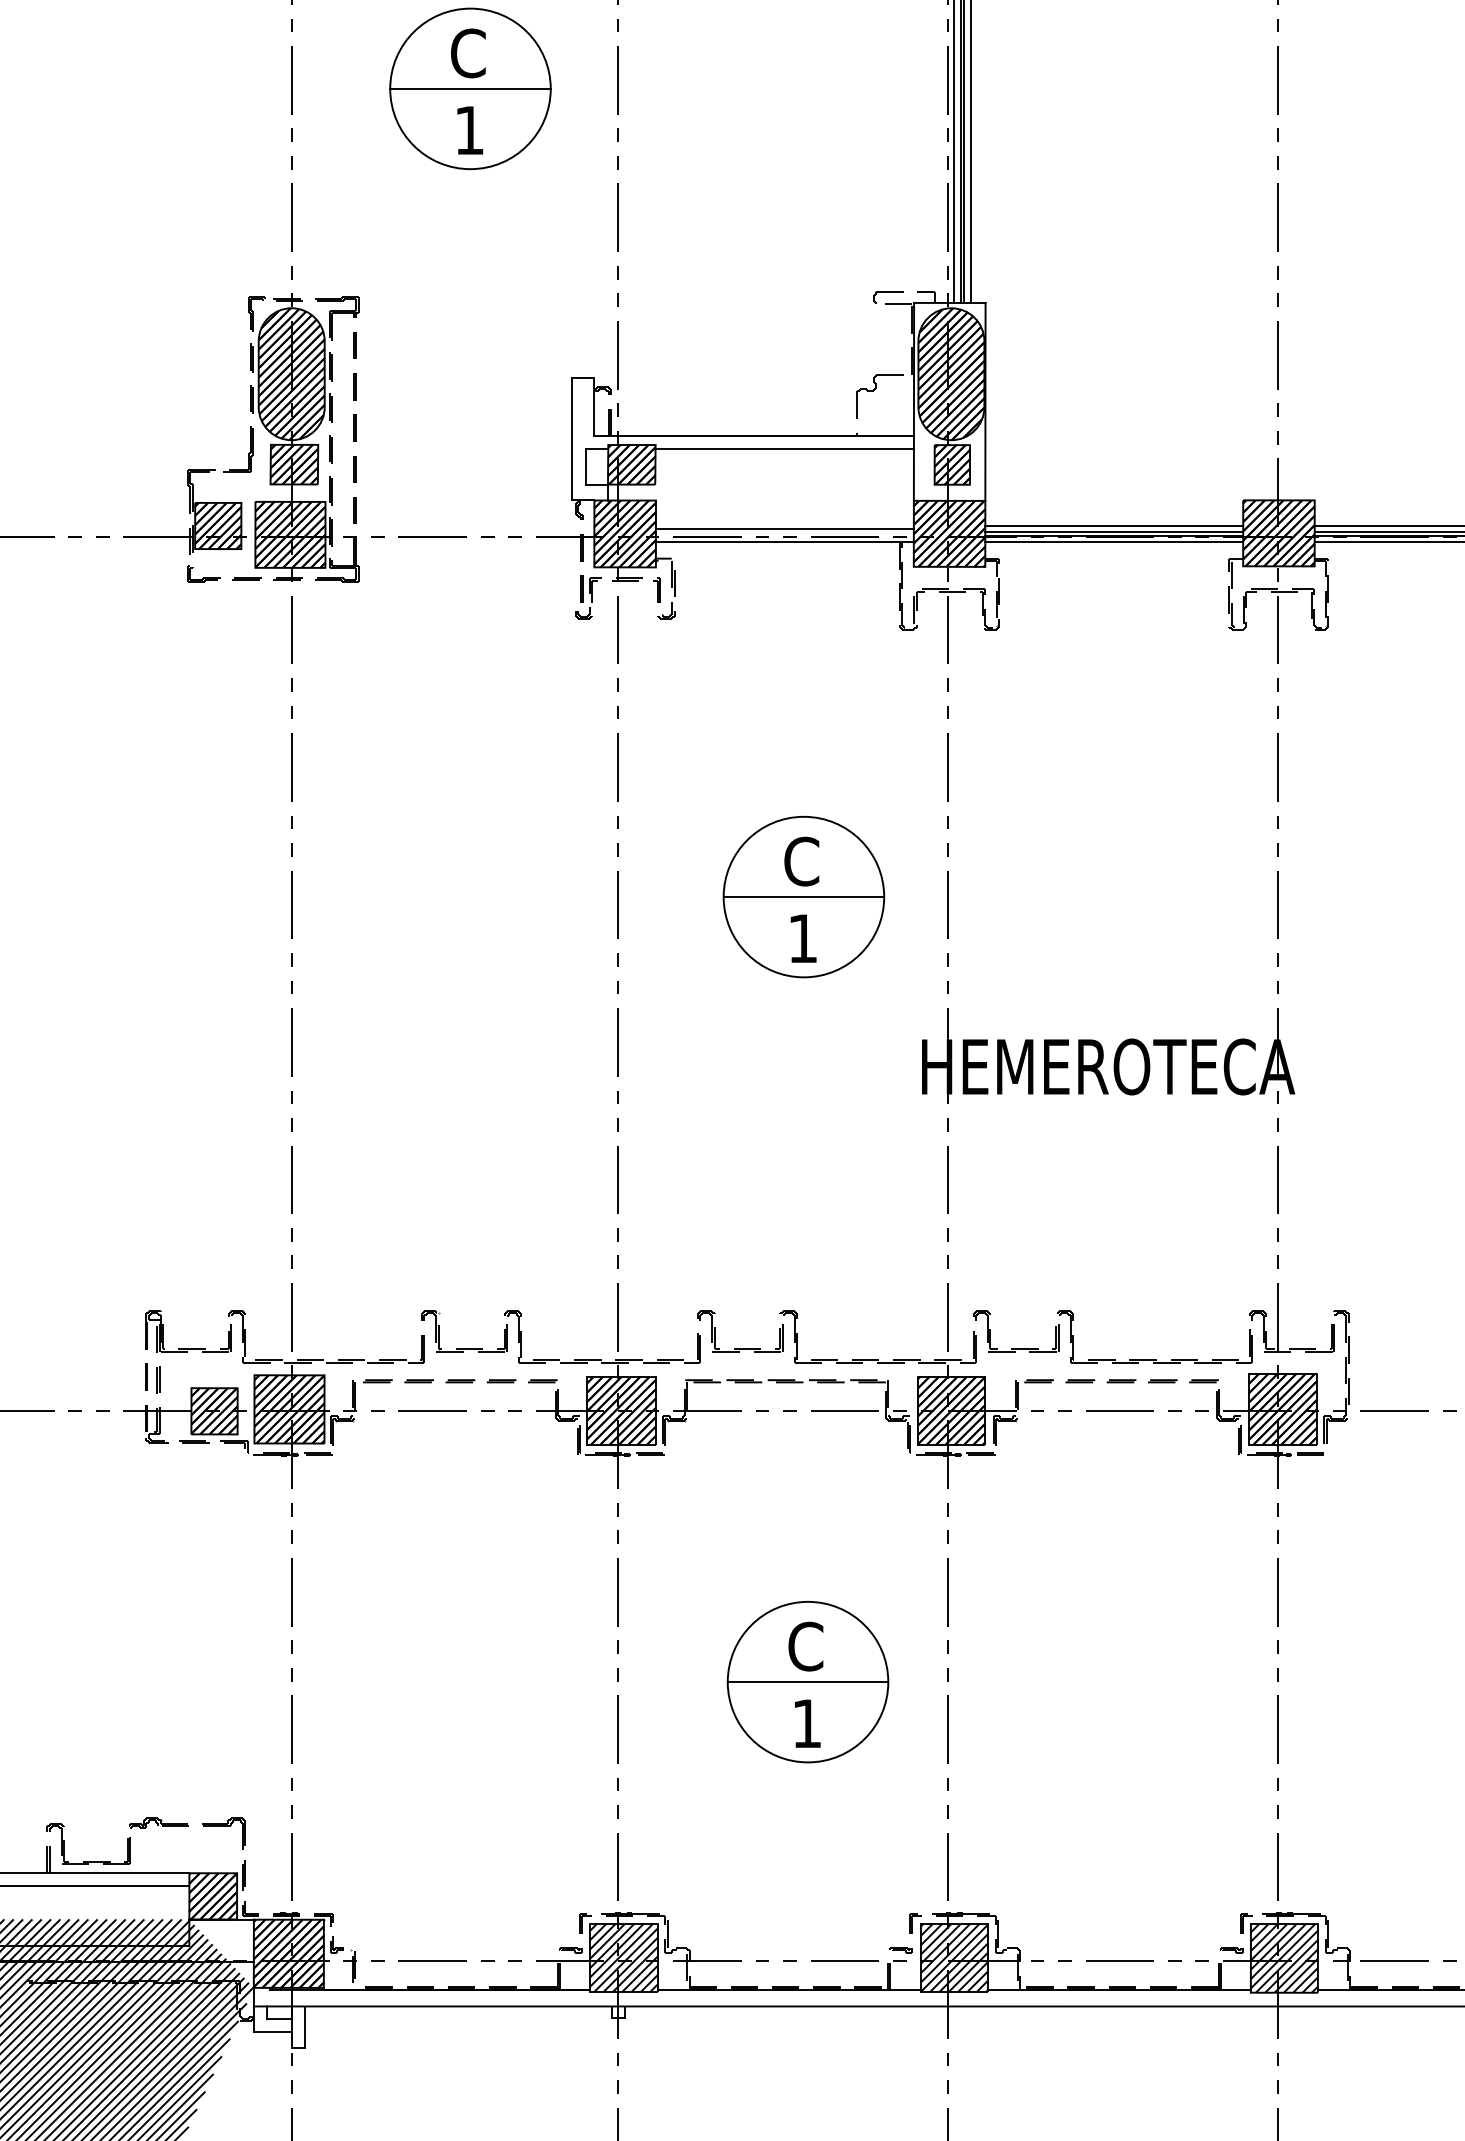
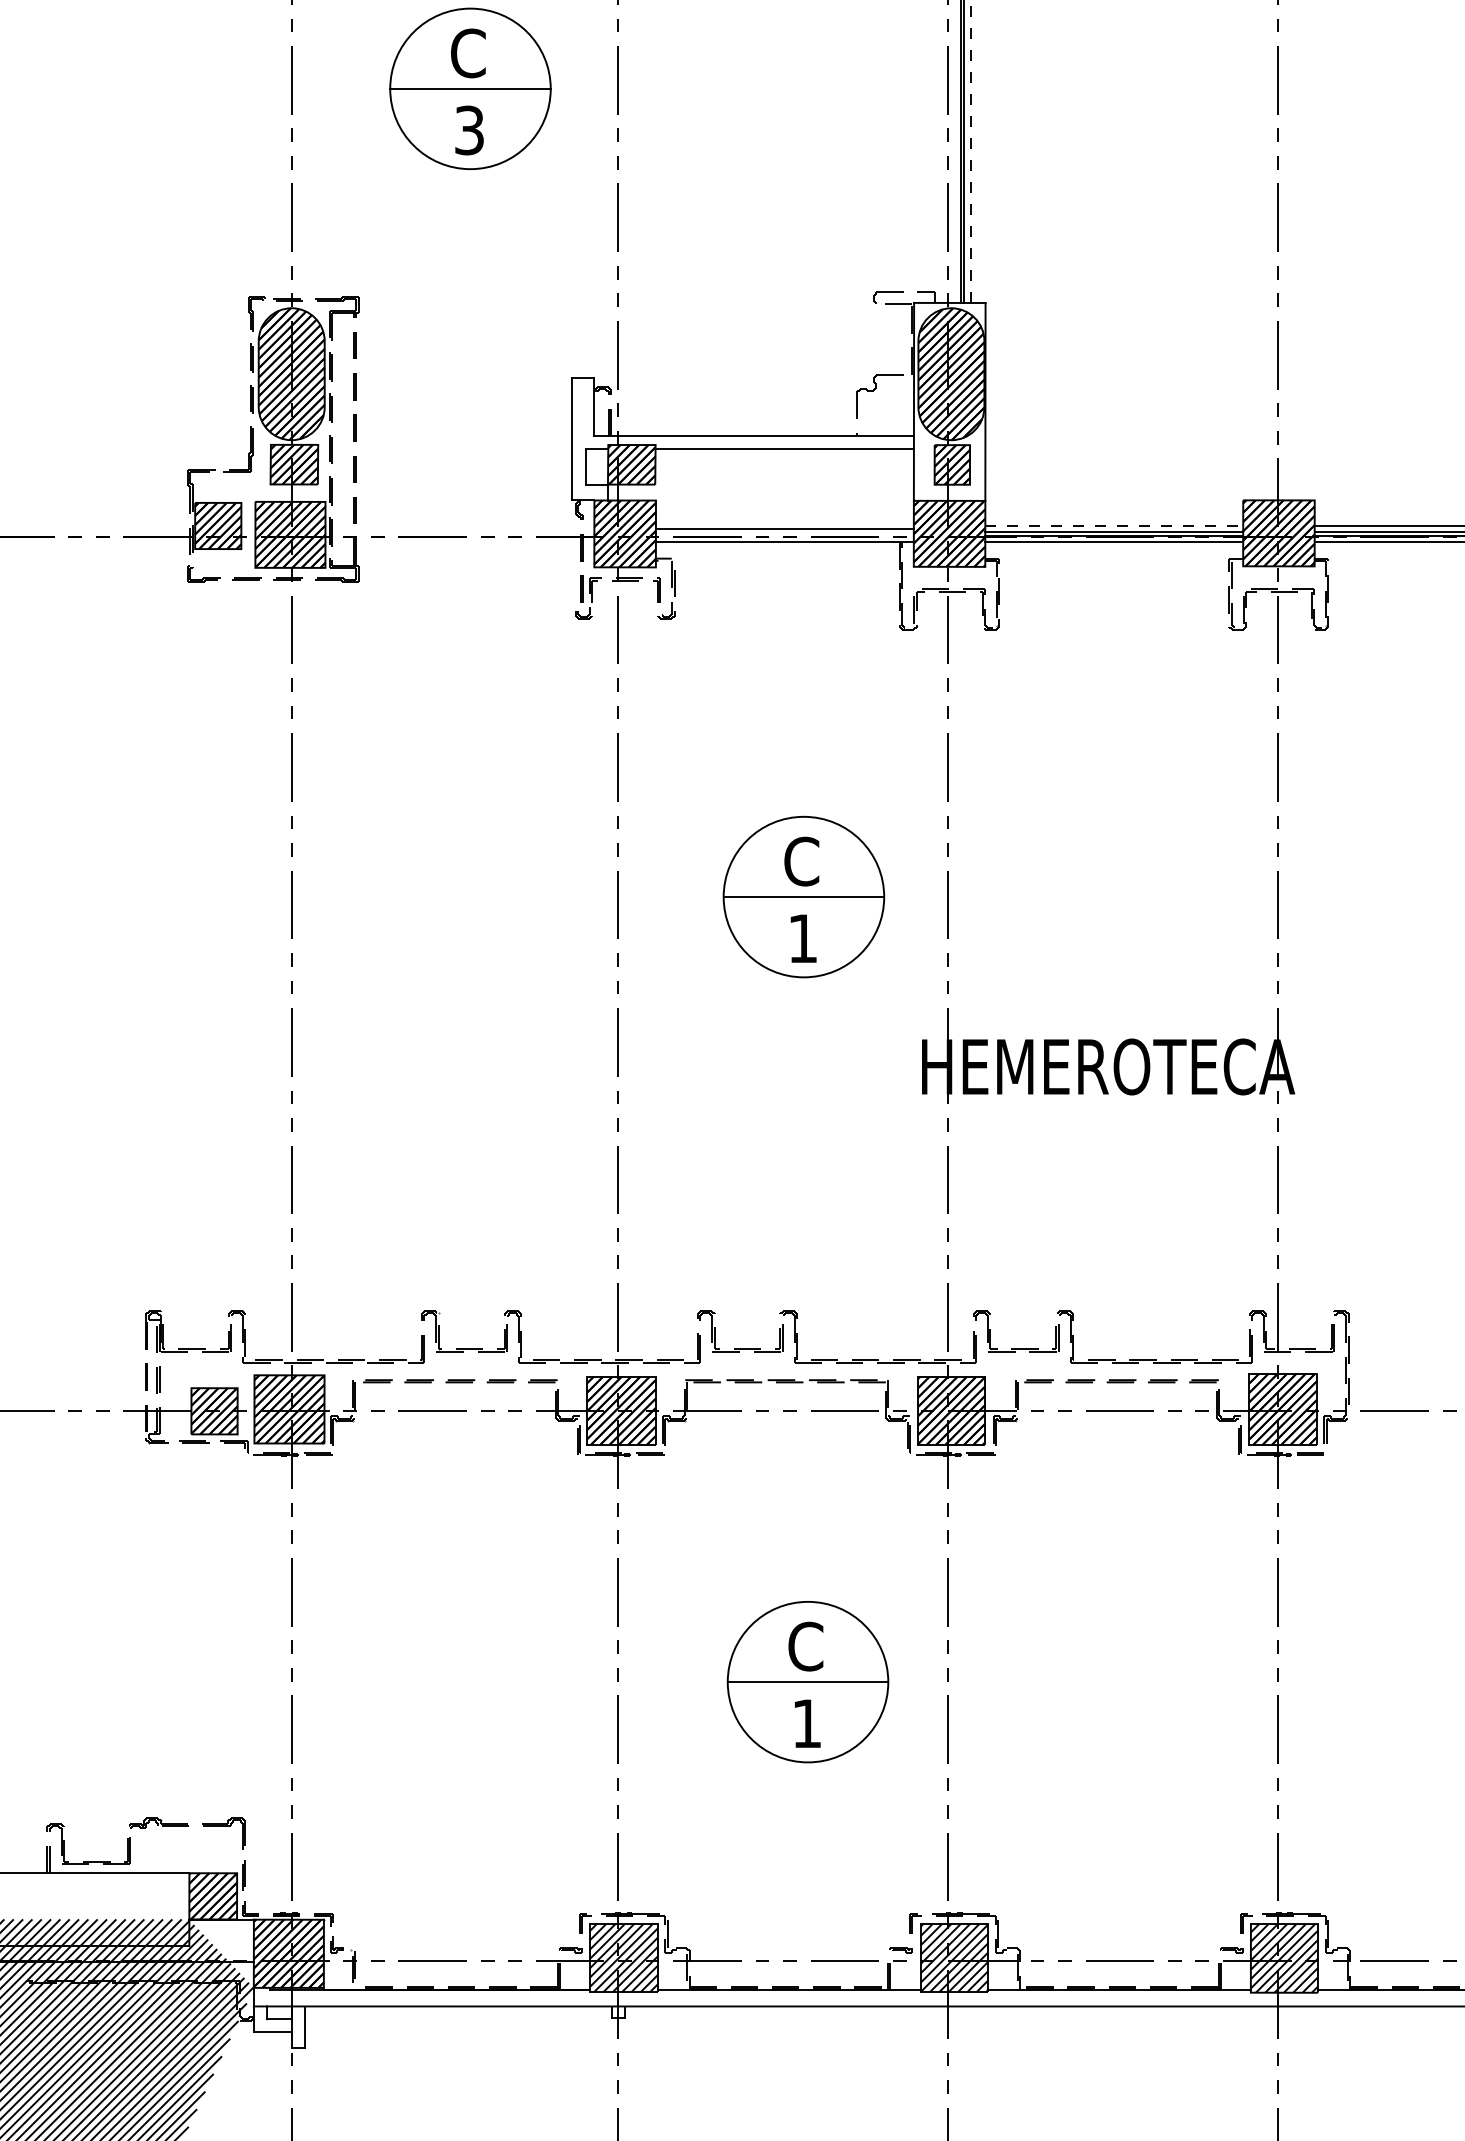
text: 1 -> 3 (469, 130)
line: present -> none (954, 152)
line: solid -> dashed (970, 152)
line: solid -> dashed (1114, 525)
line: present -> none (95, 1886)
